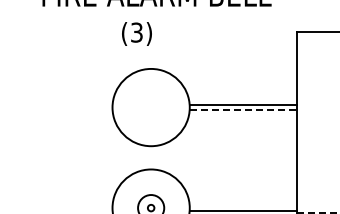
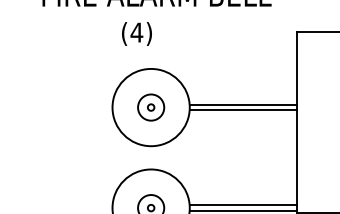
text: (3) -> (4) (136, 32)
part: none -> present (151, 107)
line: dashed -> solid (243, 110)
line: none -> present (243, 205)
line: dashed -> solid (318, 213)
